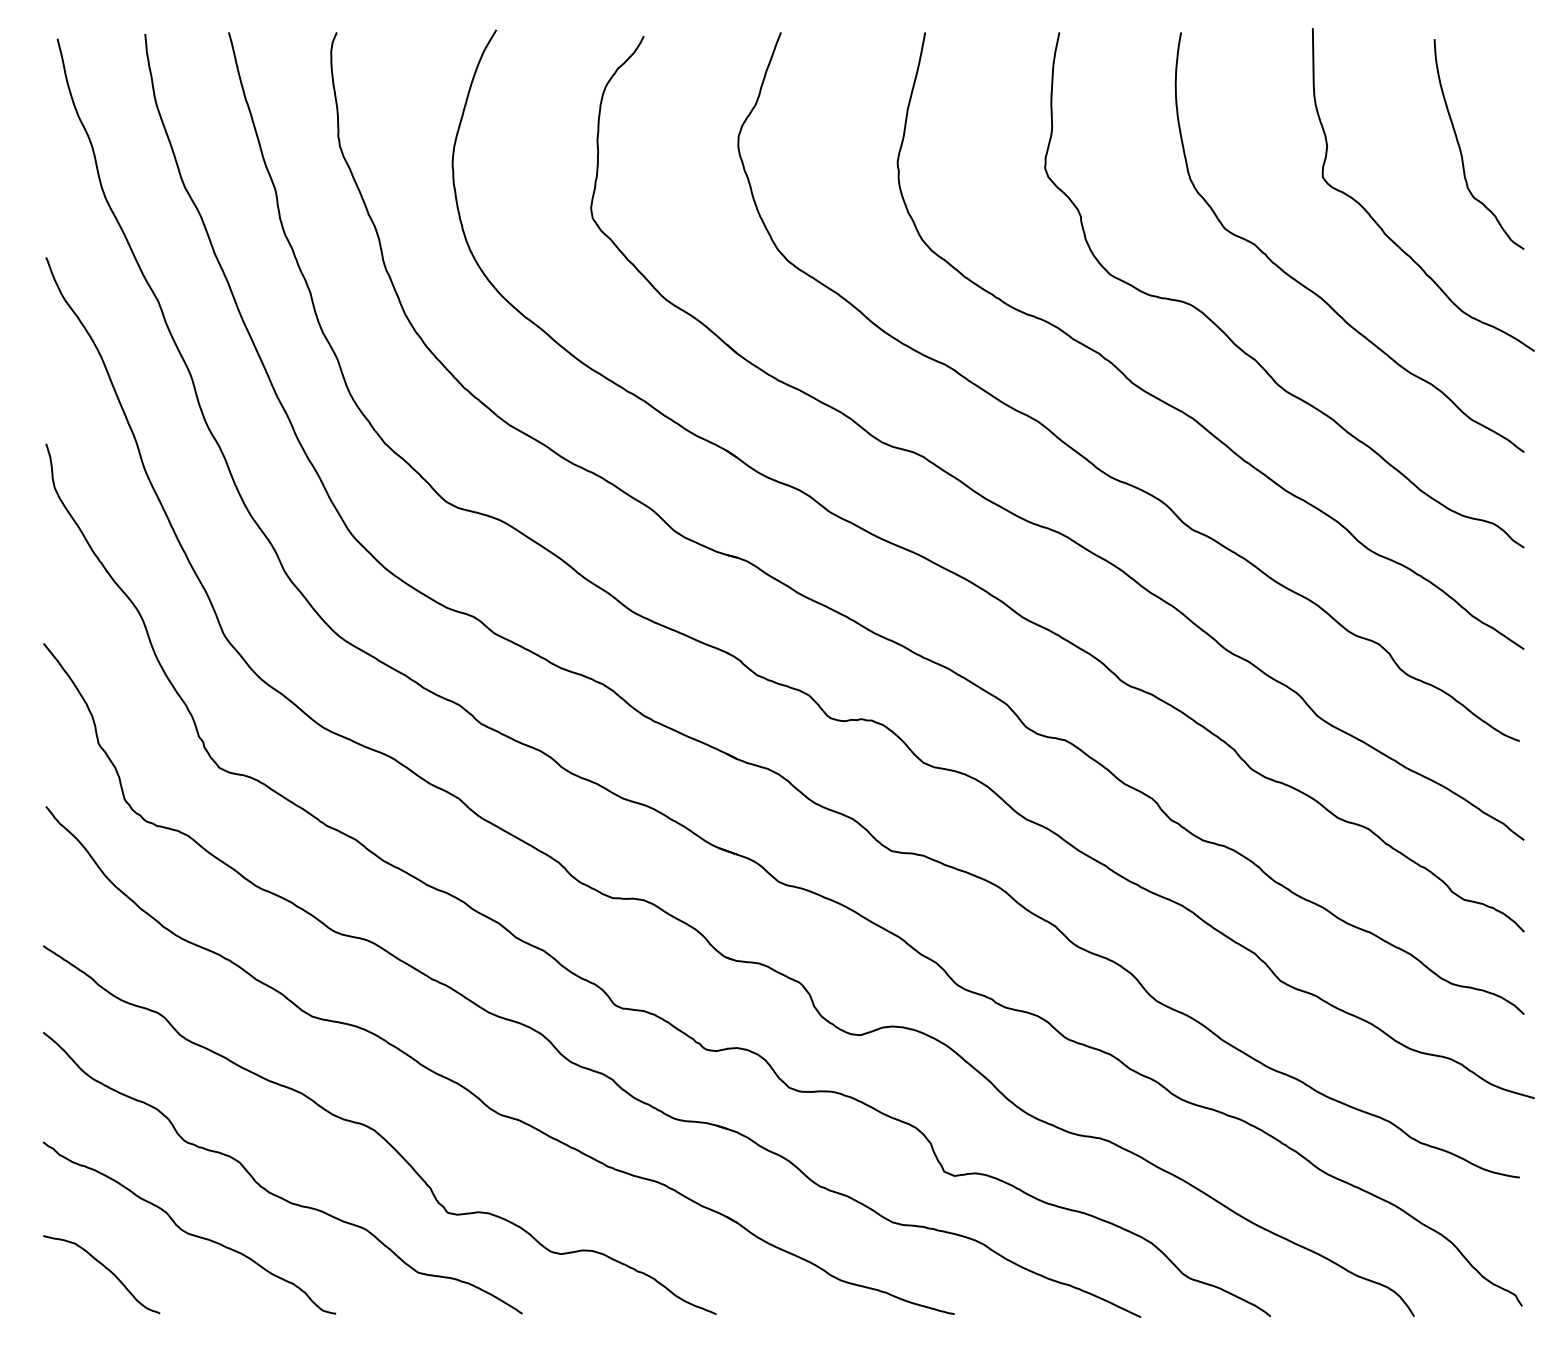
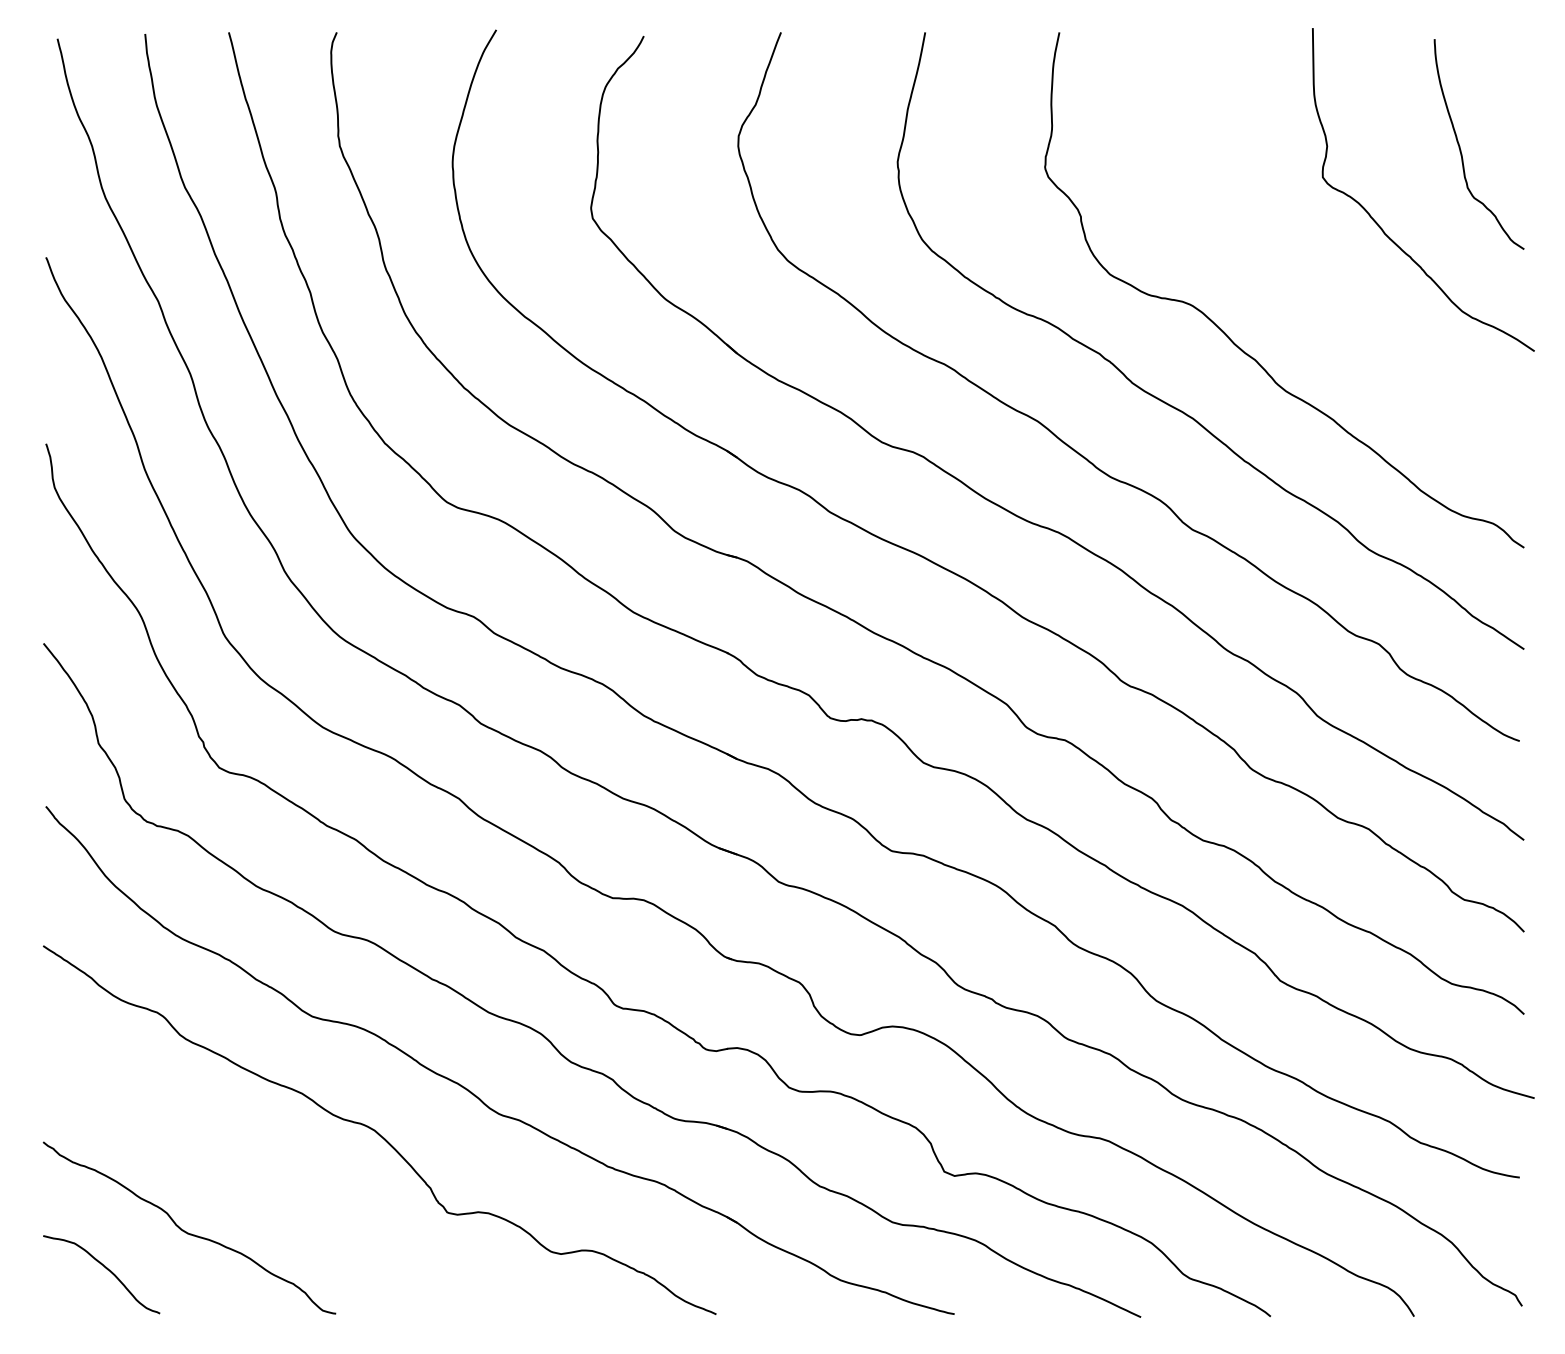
curve: present -> none (1315, 292)
curve: present -> none (276, 1194)
